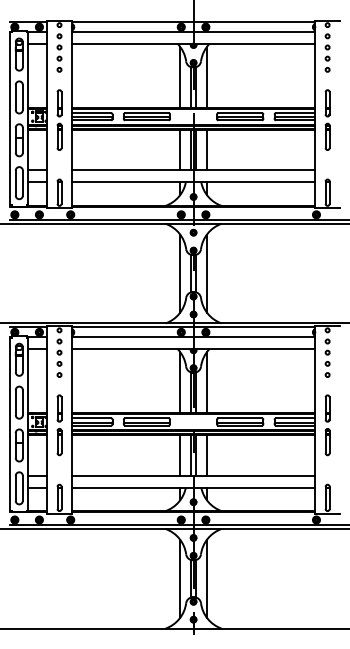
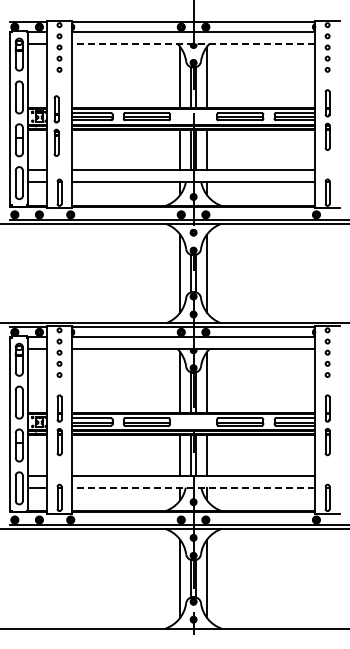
line: solid -> dashed (193, 43)
part position: (59, 119) -> (56, 125) (56, 125)
line: solid -> dashed (193, 487)
